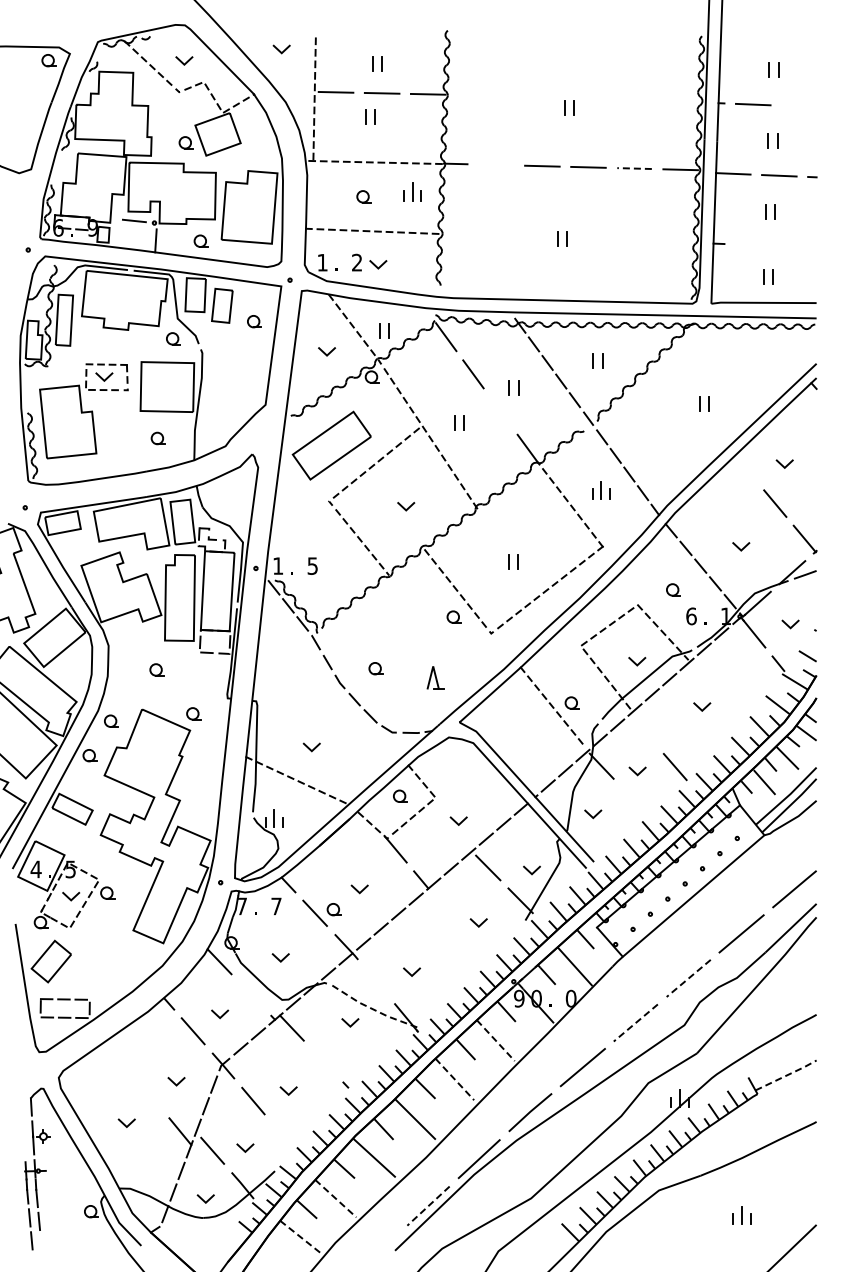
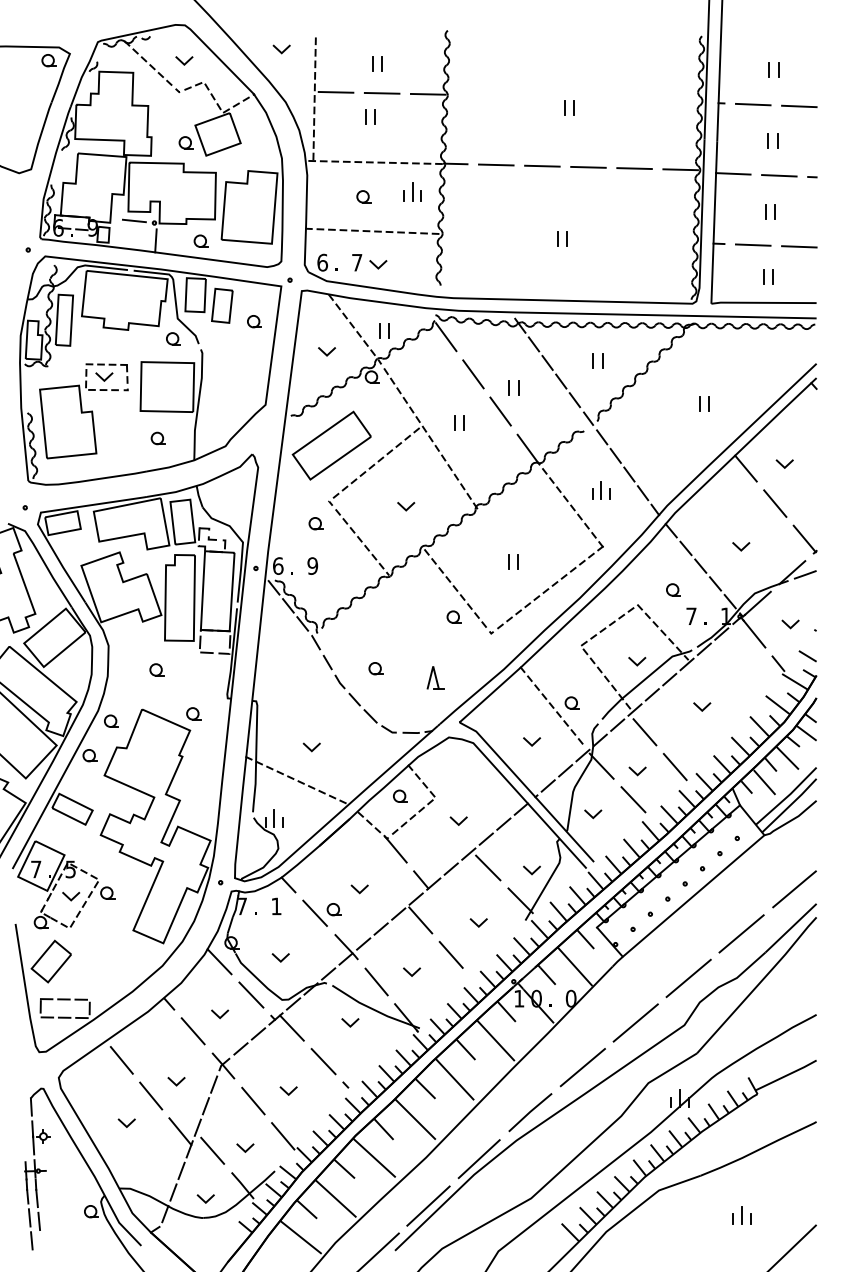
line: none -> present (799, 106)
line: none -> present (496, 164)
line: dashed -> solid (634, 168)
line: none -> present (752, 244)
line: none -> present (799, 246)
text: 1 -> 6 (322, 262)
text: 2 -> 7 (357, 262)
line: none -> present (500, 411)
line: none -> present (745, 468)
part: none -> present (315, 523)
text: 1 -> 6 (278, 565)
text: 5 -> 9 (312, 565)
text: 6 -> 7 (691, 616)
line: none -> present (644, 732)
line: none -> present (530, 742)
line: none -> present (633, 799)
text: 4 -> 7 (35, 869)
text: 7 -> 1 (276, 906)
line: none -> present (420, 920)
line: none -> present (450, 954)
line: dashed -> solid (688, 978)
line: none -> present (376, 981)
line: none -> present (251, 994)
text: 9 -> 1 (519, 998)
line: dashed -> solid (375, 1010)
line: dashed -> solid (635, 1023)
line: dashed -> solid (495, 1040)
line: none -> present (121, 1060)
line: none -> present (323, 1061)
line: dashed -> solid (786, 1075)
line: dashed -> solid (455, 1079)
line: none -> present (151, 1095)
line: none -> present (283, 1136)
line: dashed -> solid (335, 1198)
line: dashed -> solid (428, 1206)
line: dashed -> solid (301, 1237)
line: none -> present (379, 1250)
